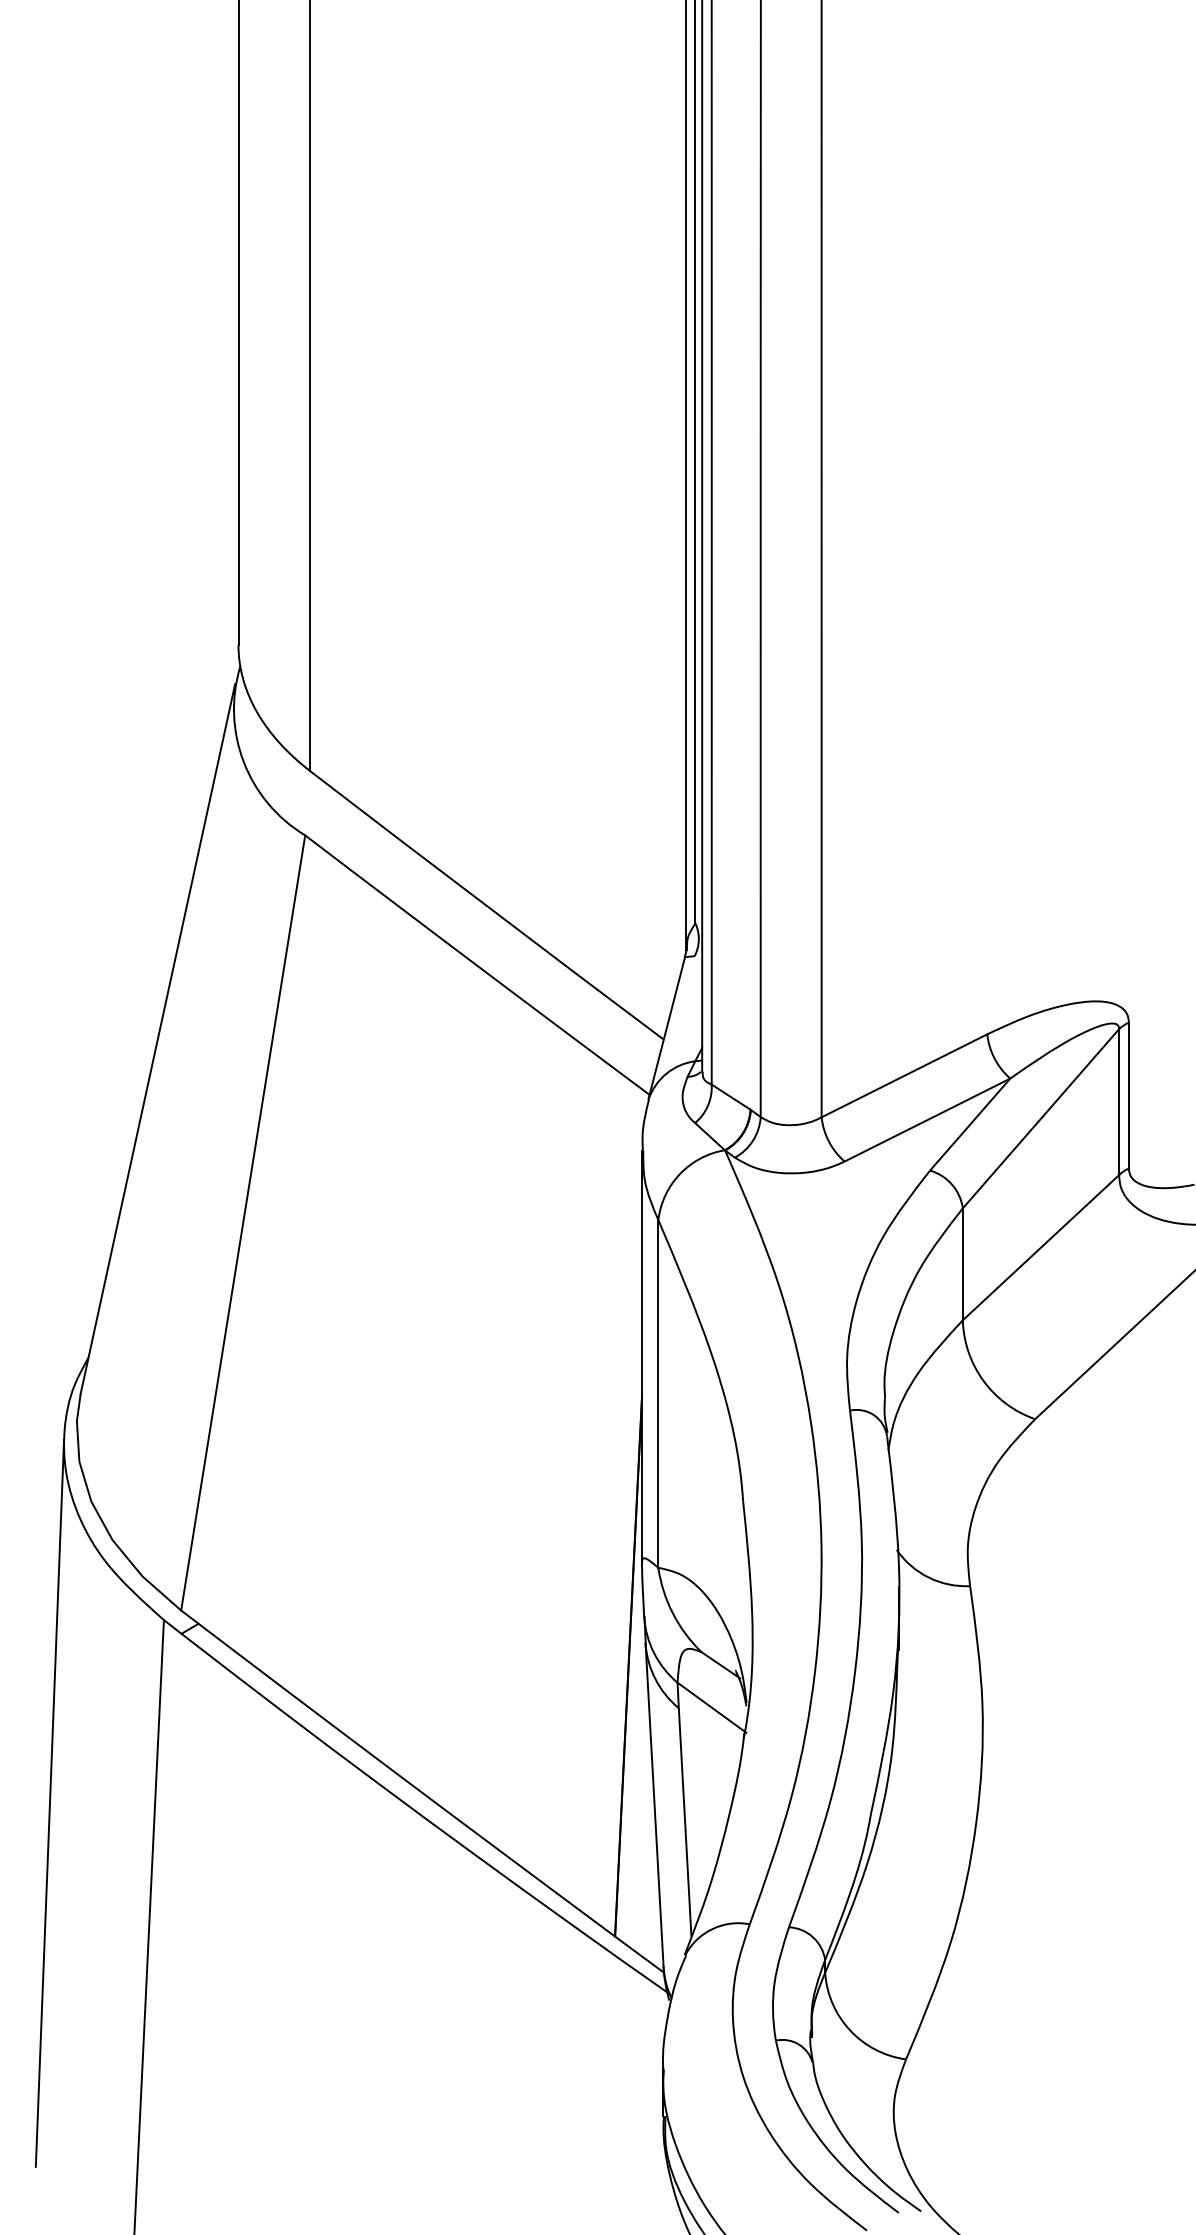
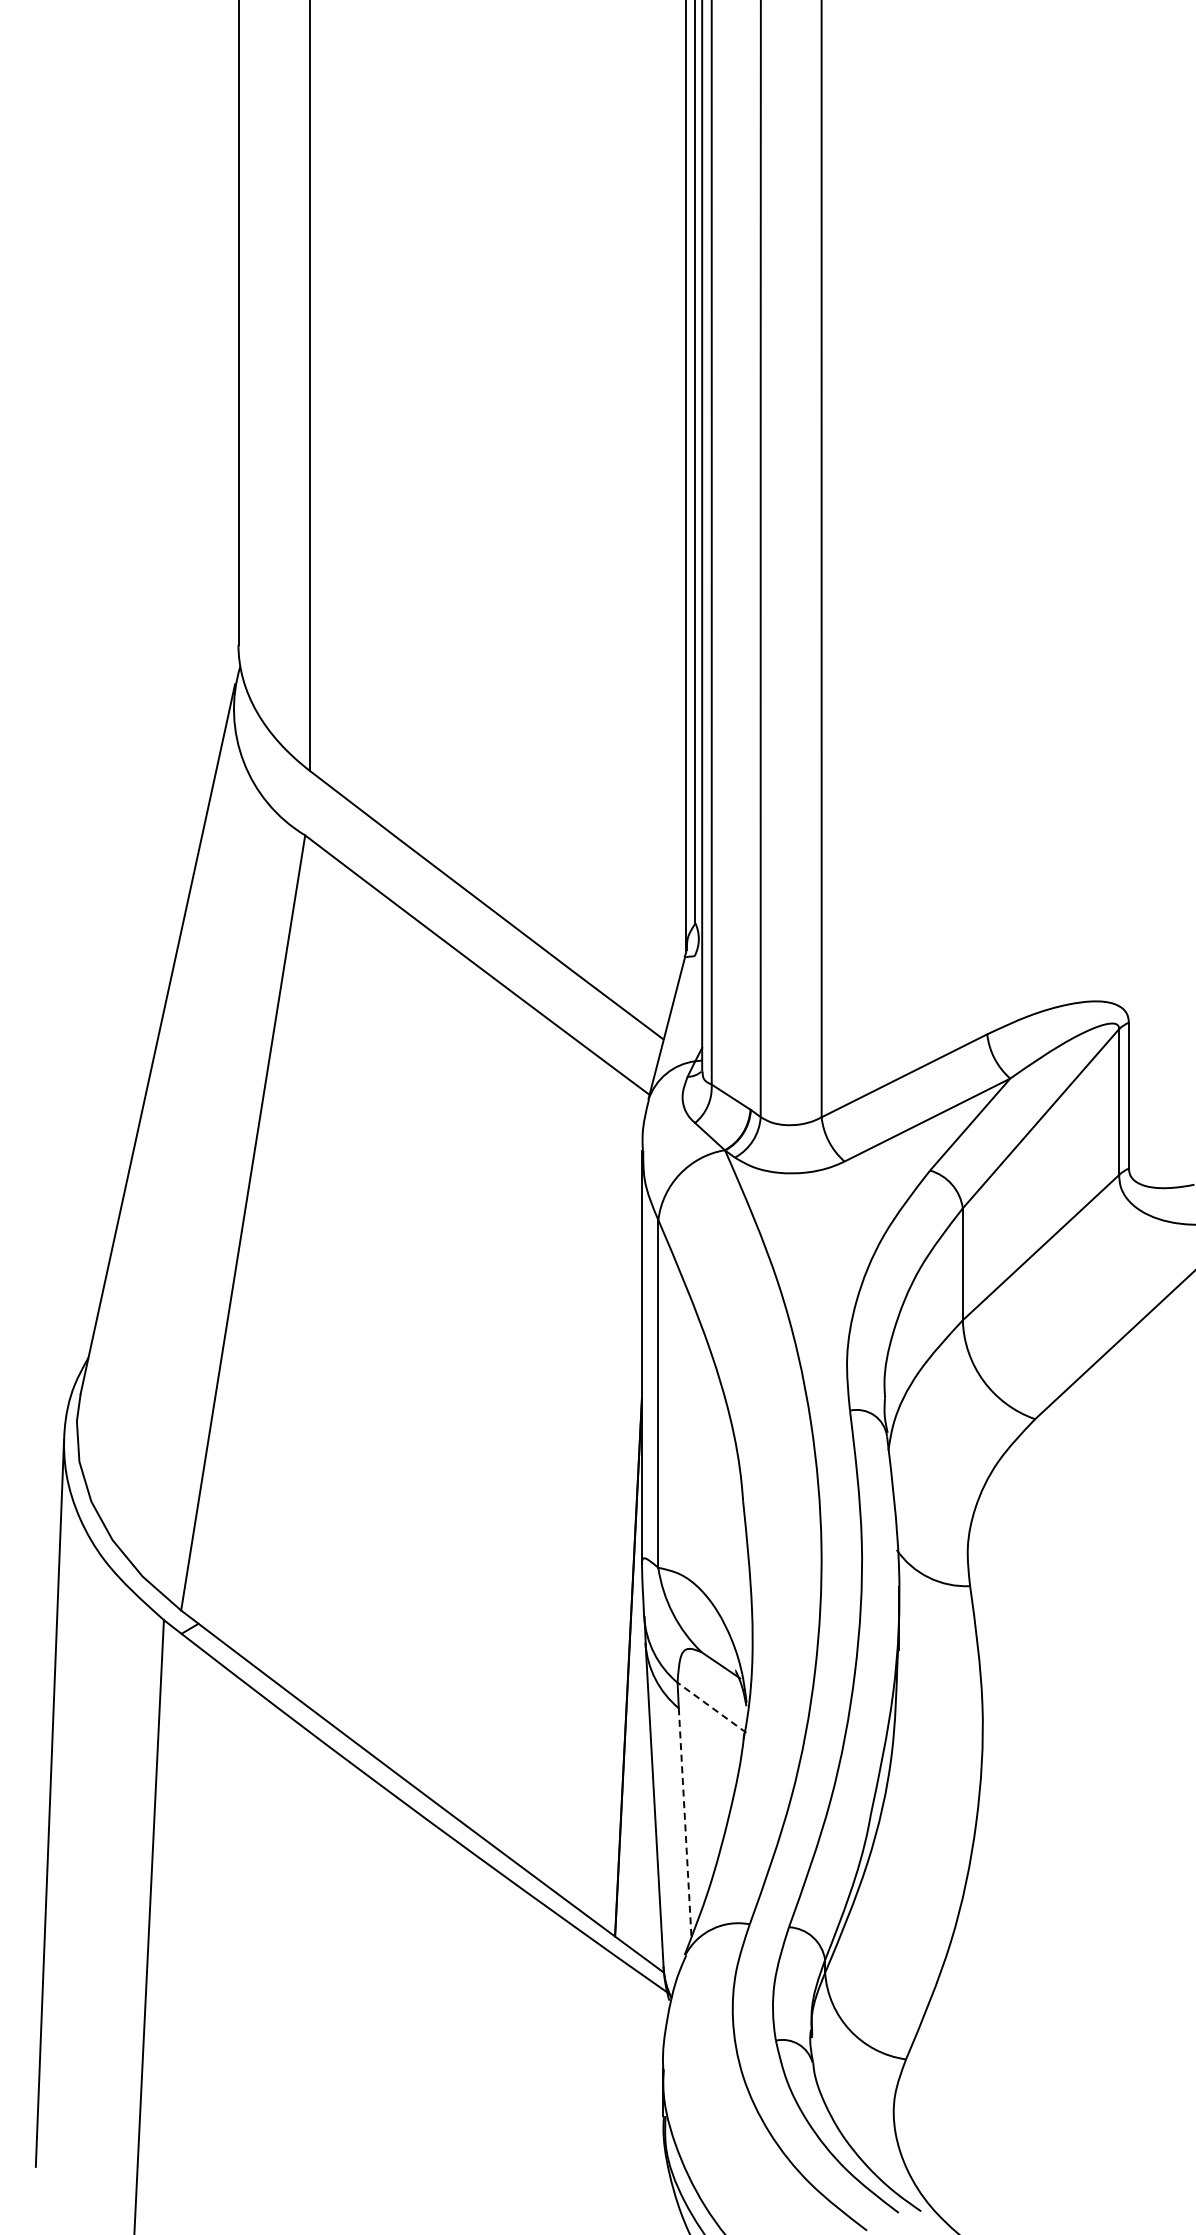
line: solid -> dashed (711, 1707)
line: solid -> dashed (685, 1822)
